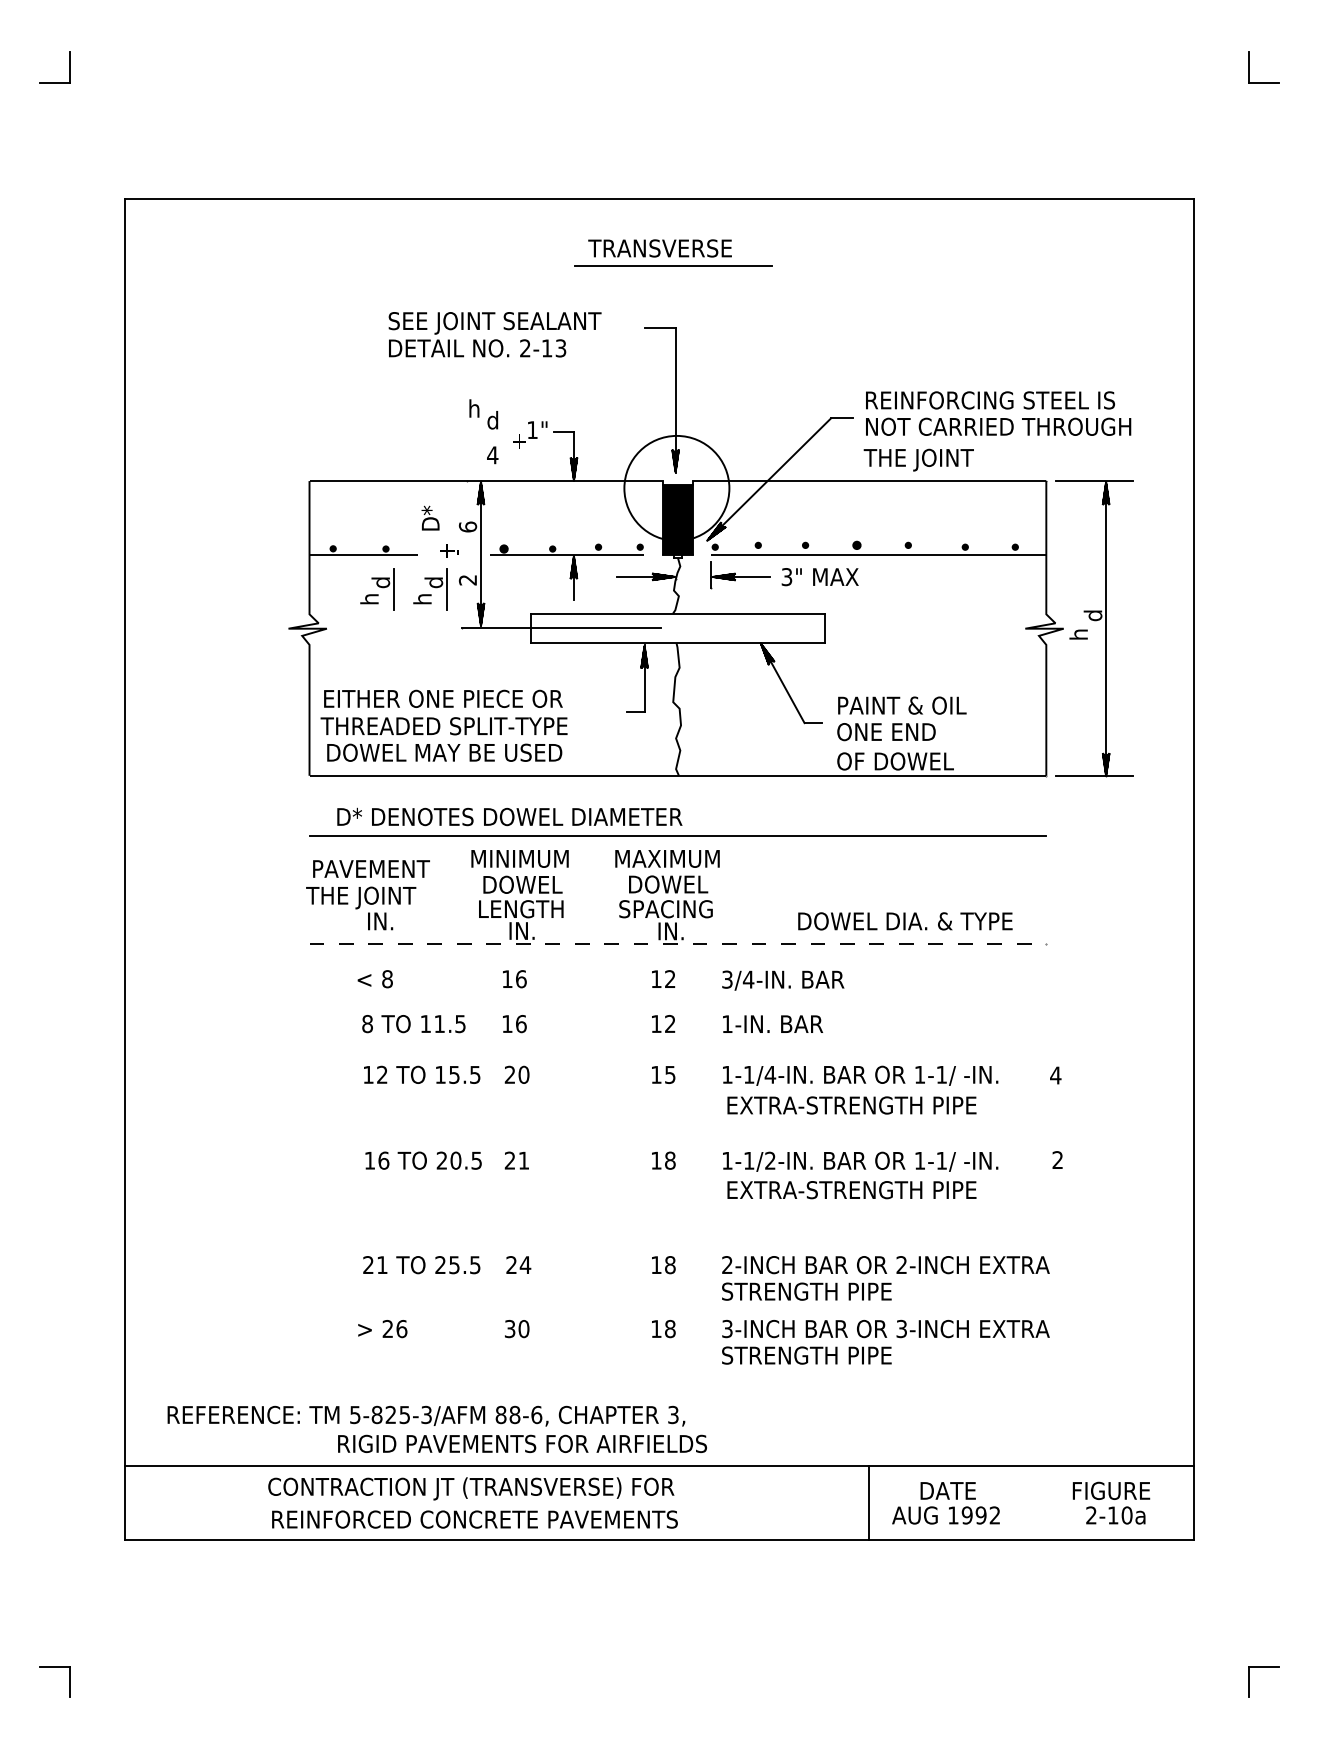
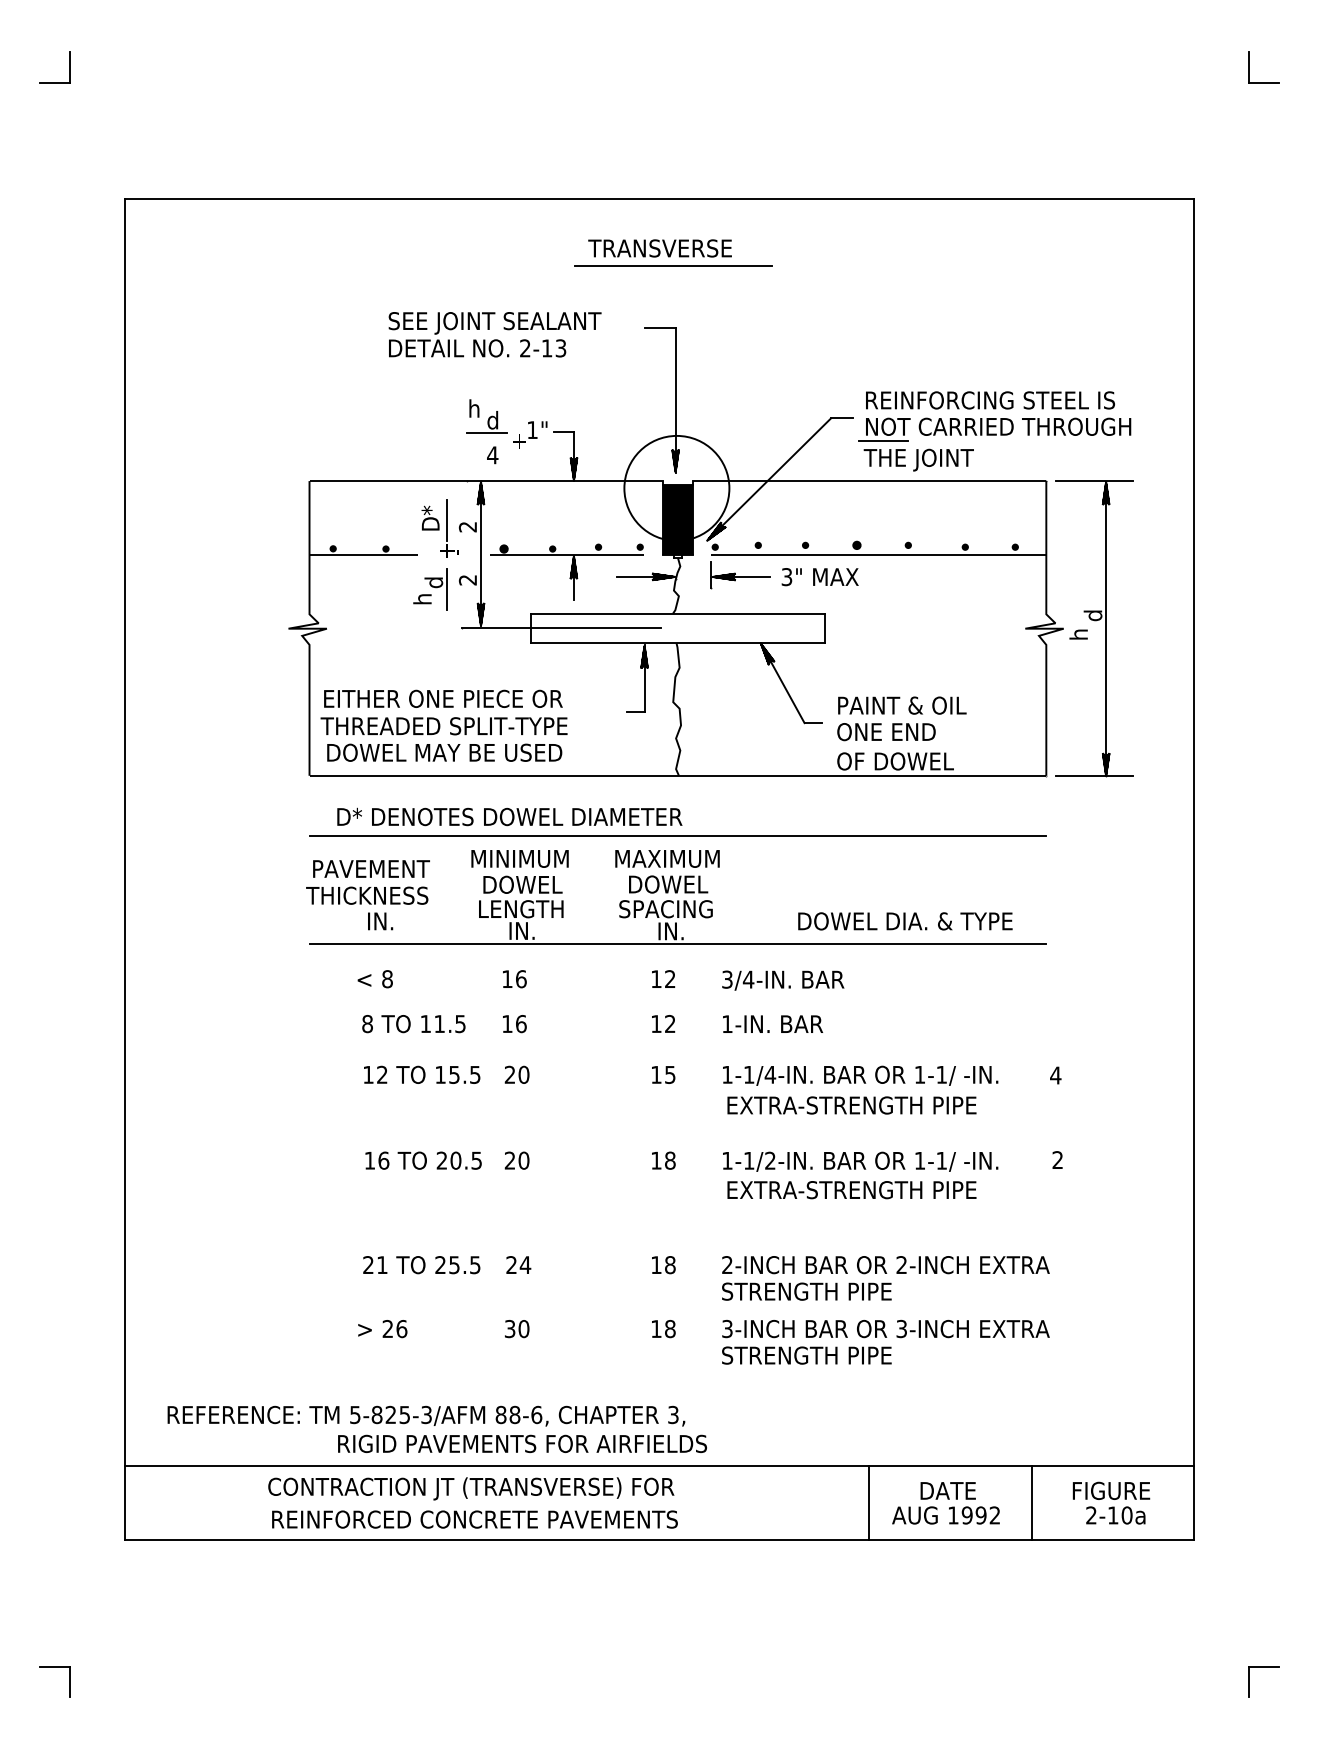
line: none -> present (486, 433)
line: none -> present (883, 441)
line: none -> present (446, 520)
text: 6 -> 2 (467, 526)
part: present -> none (377, 589)
text: THE JOINT -> THICKNESS (384, 897)
line: dashed -> solid (678, 943)
text: 21 -> 20 (523, 1160)
line: none -> present (1031, 1503)
